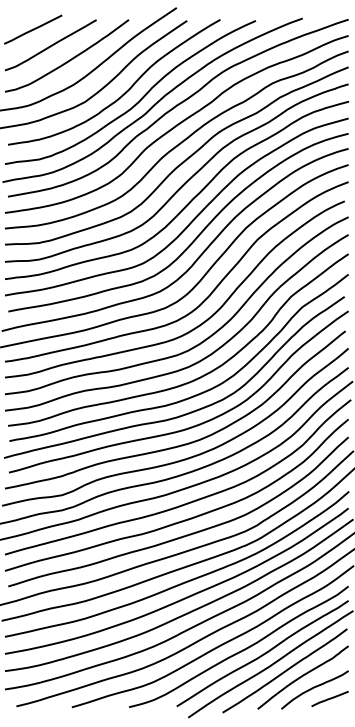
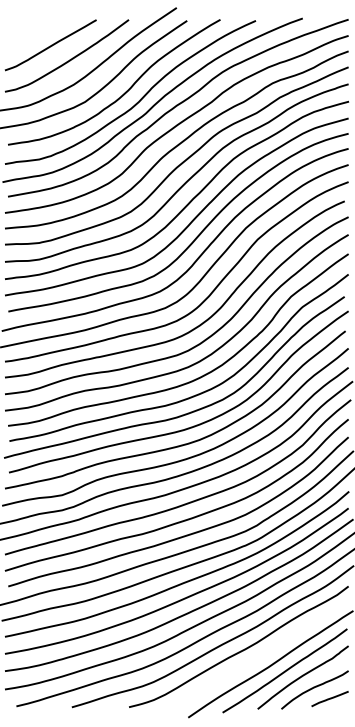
line: present -> none (33, 29)
curve: present -> none (263, 653)
